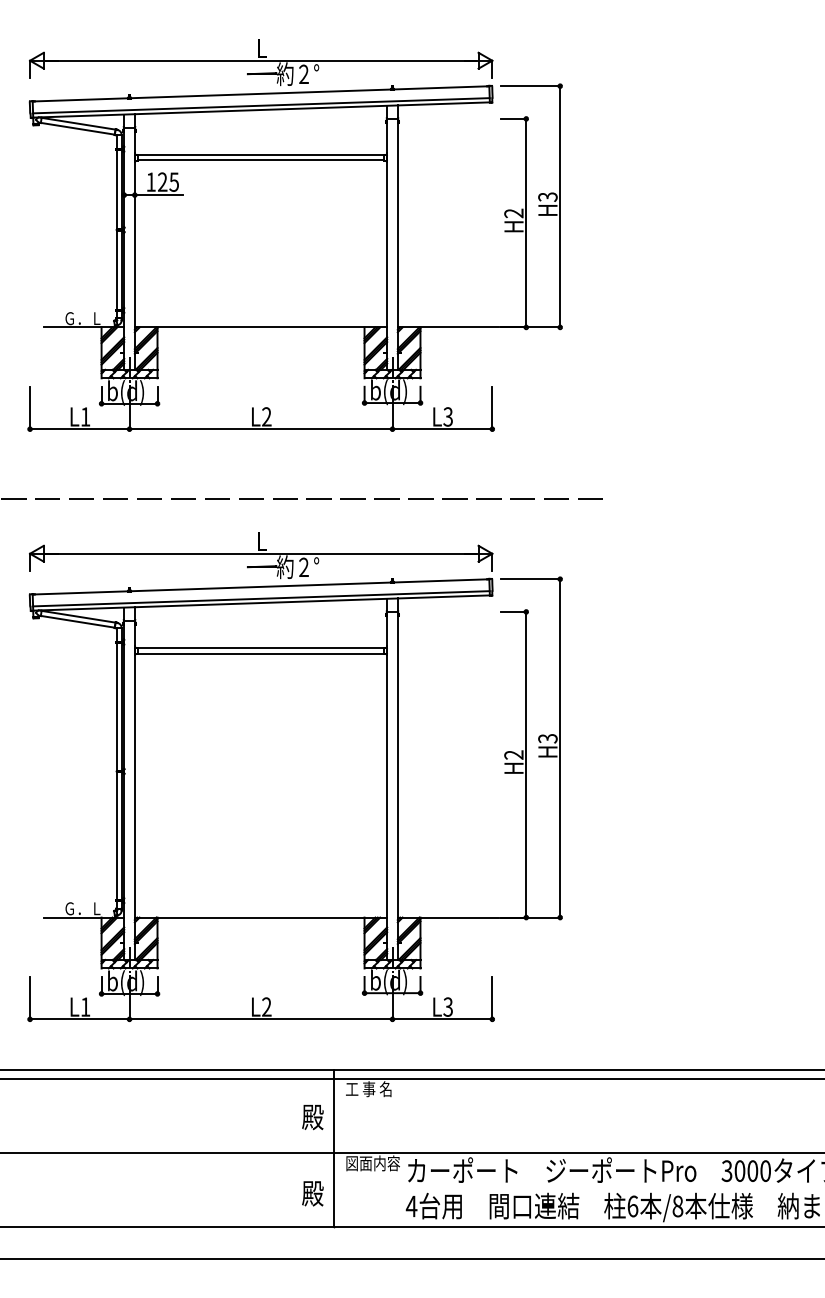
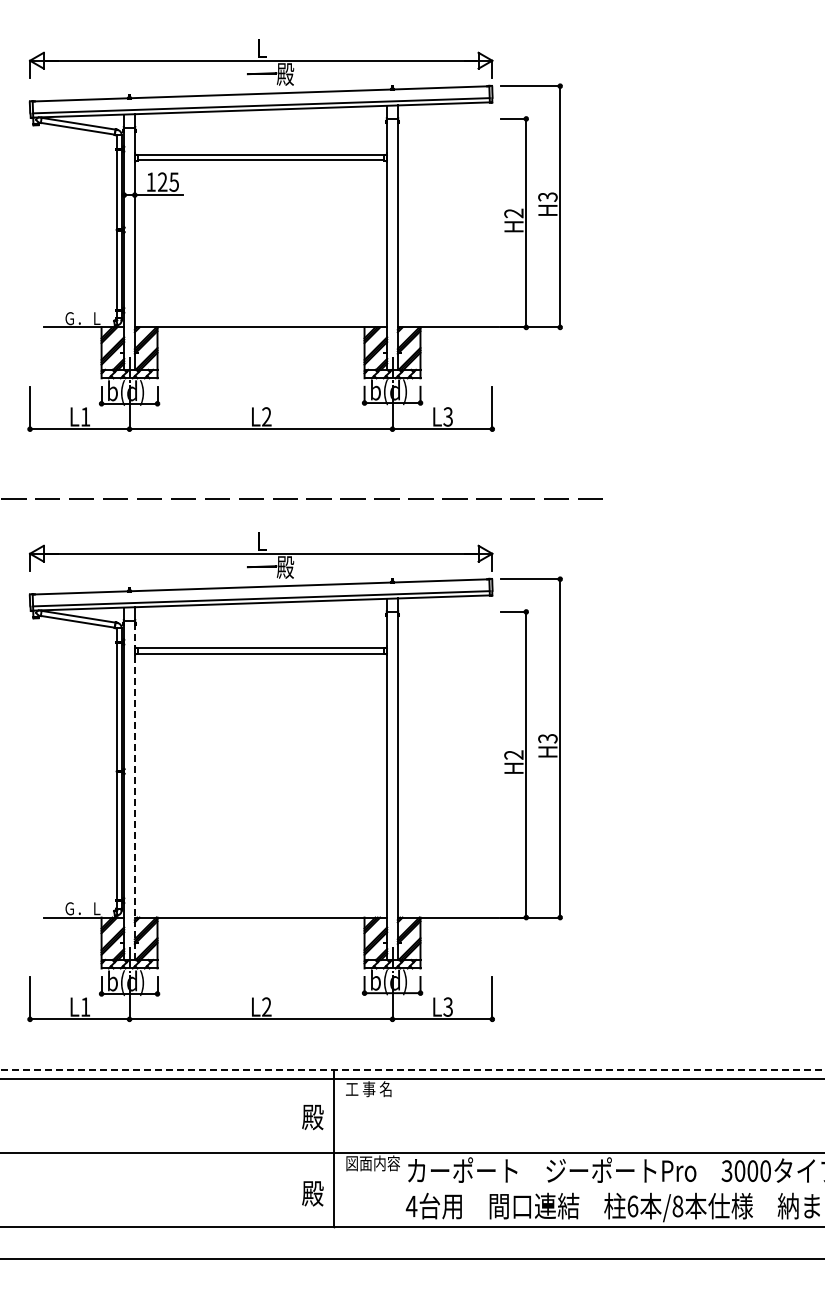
text: 約２° -> 殿 (297, 74)
text: 約２° -> 殿 (297, 567)
line: solid -> dashed (134, 790)
line: solid -> dashed (412, 1070)
